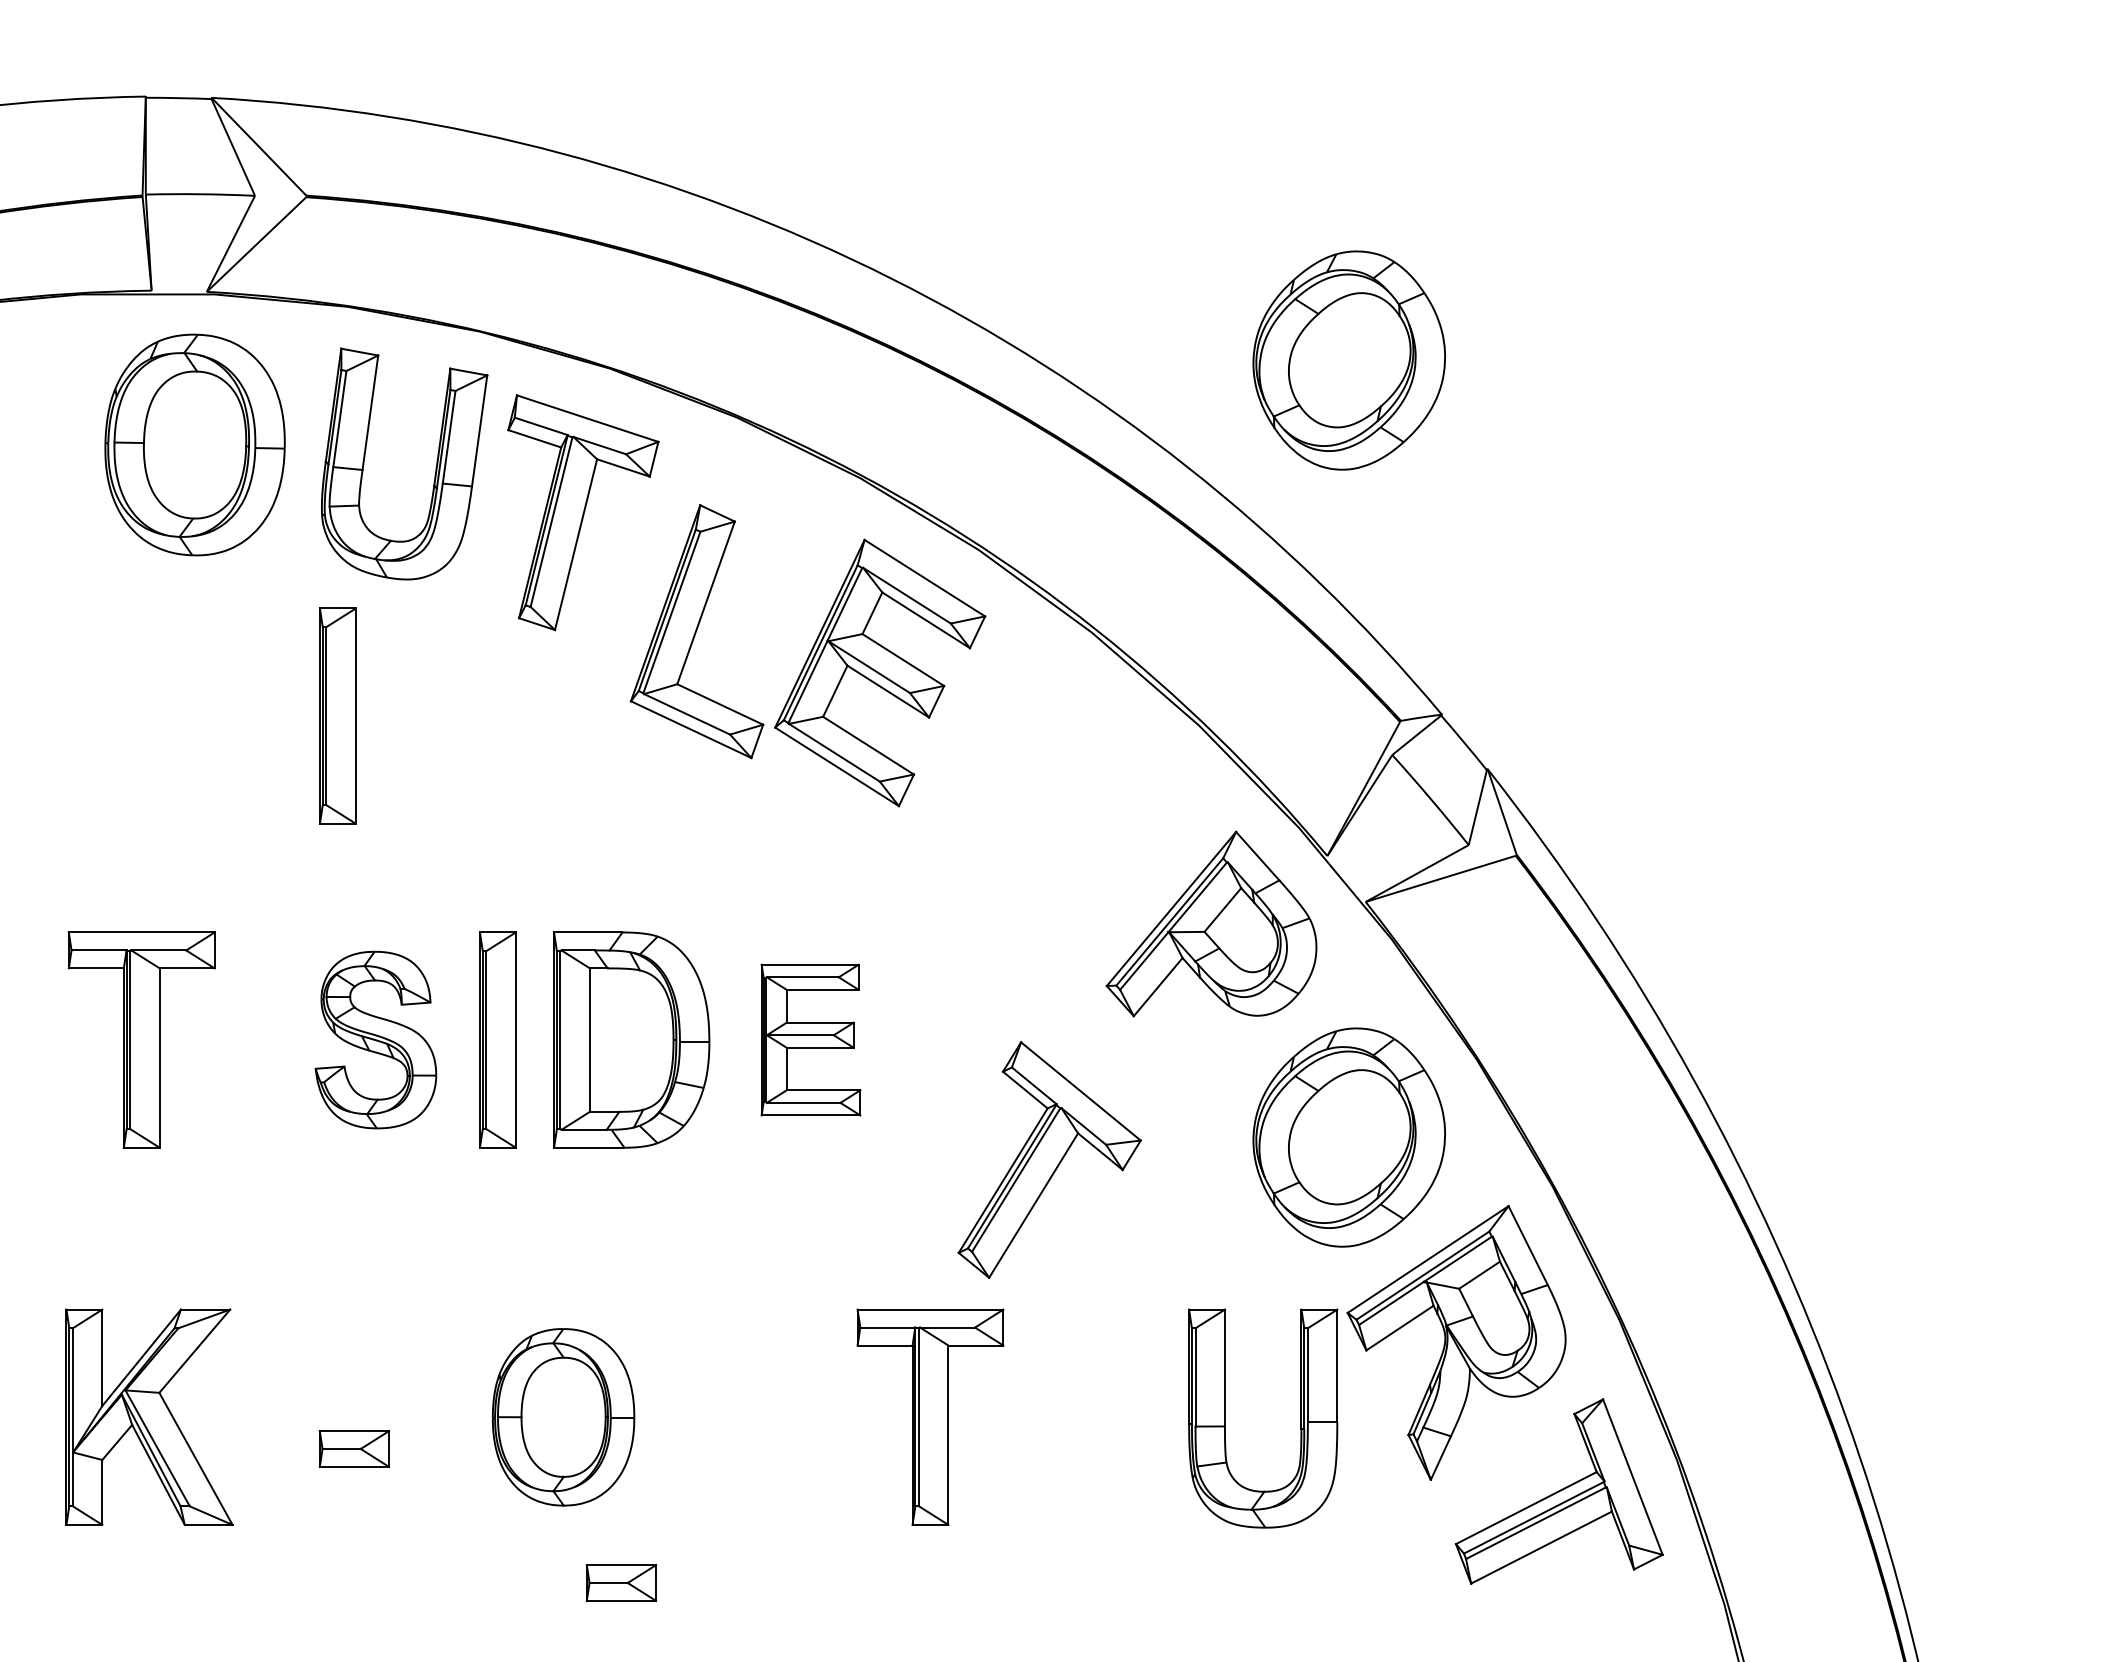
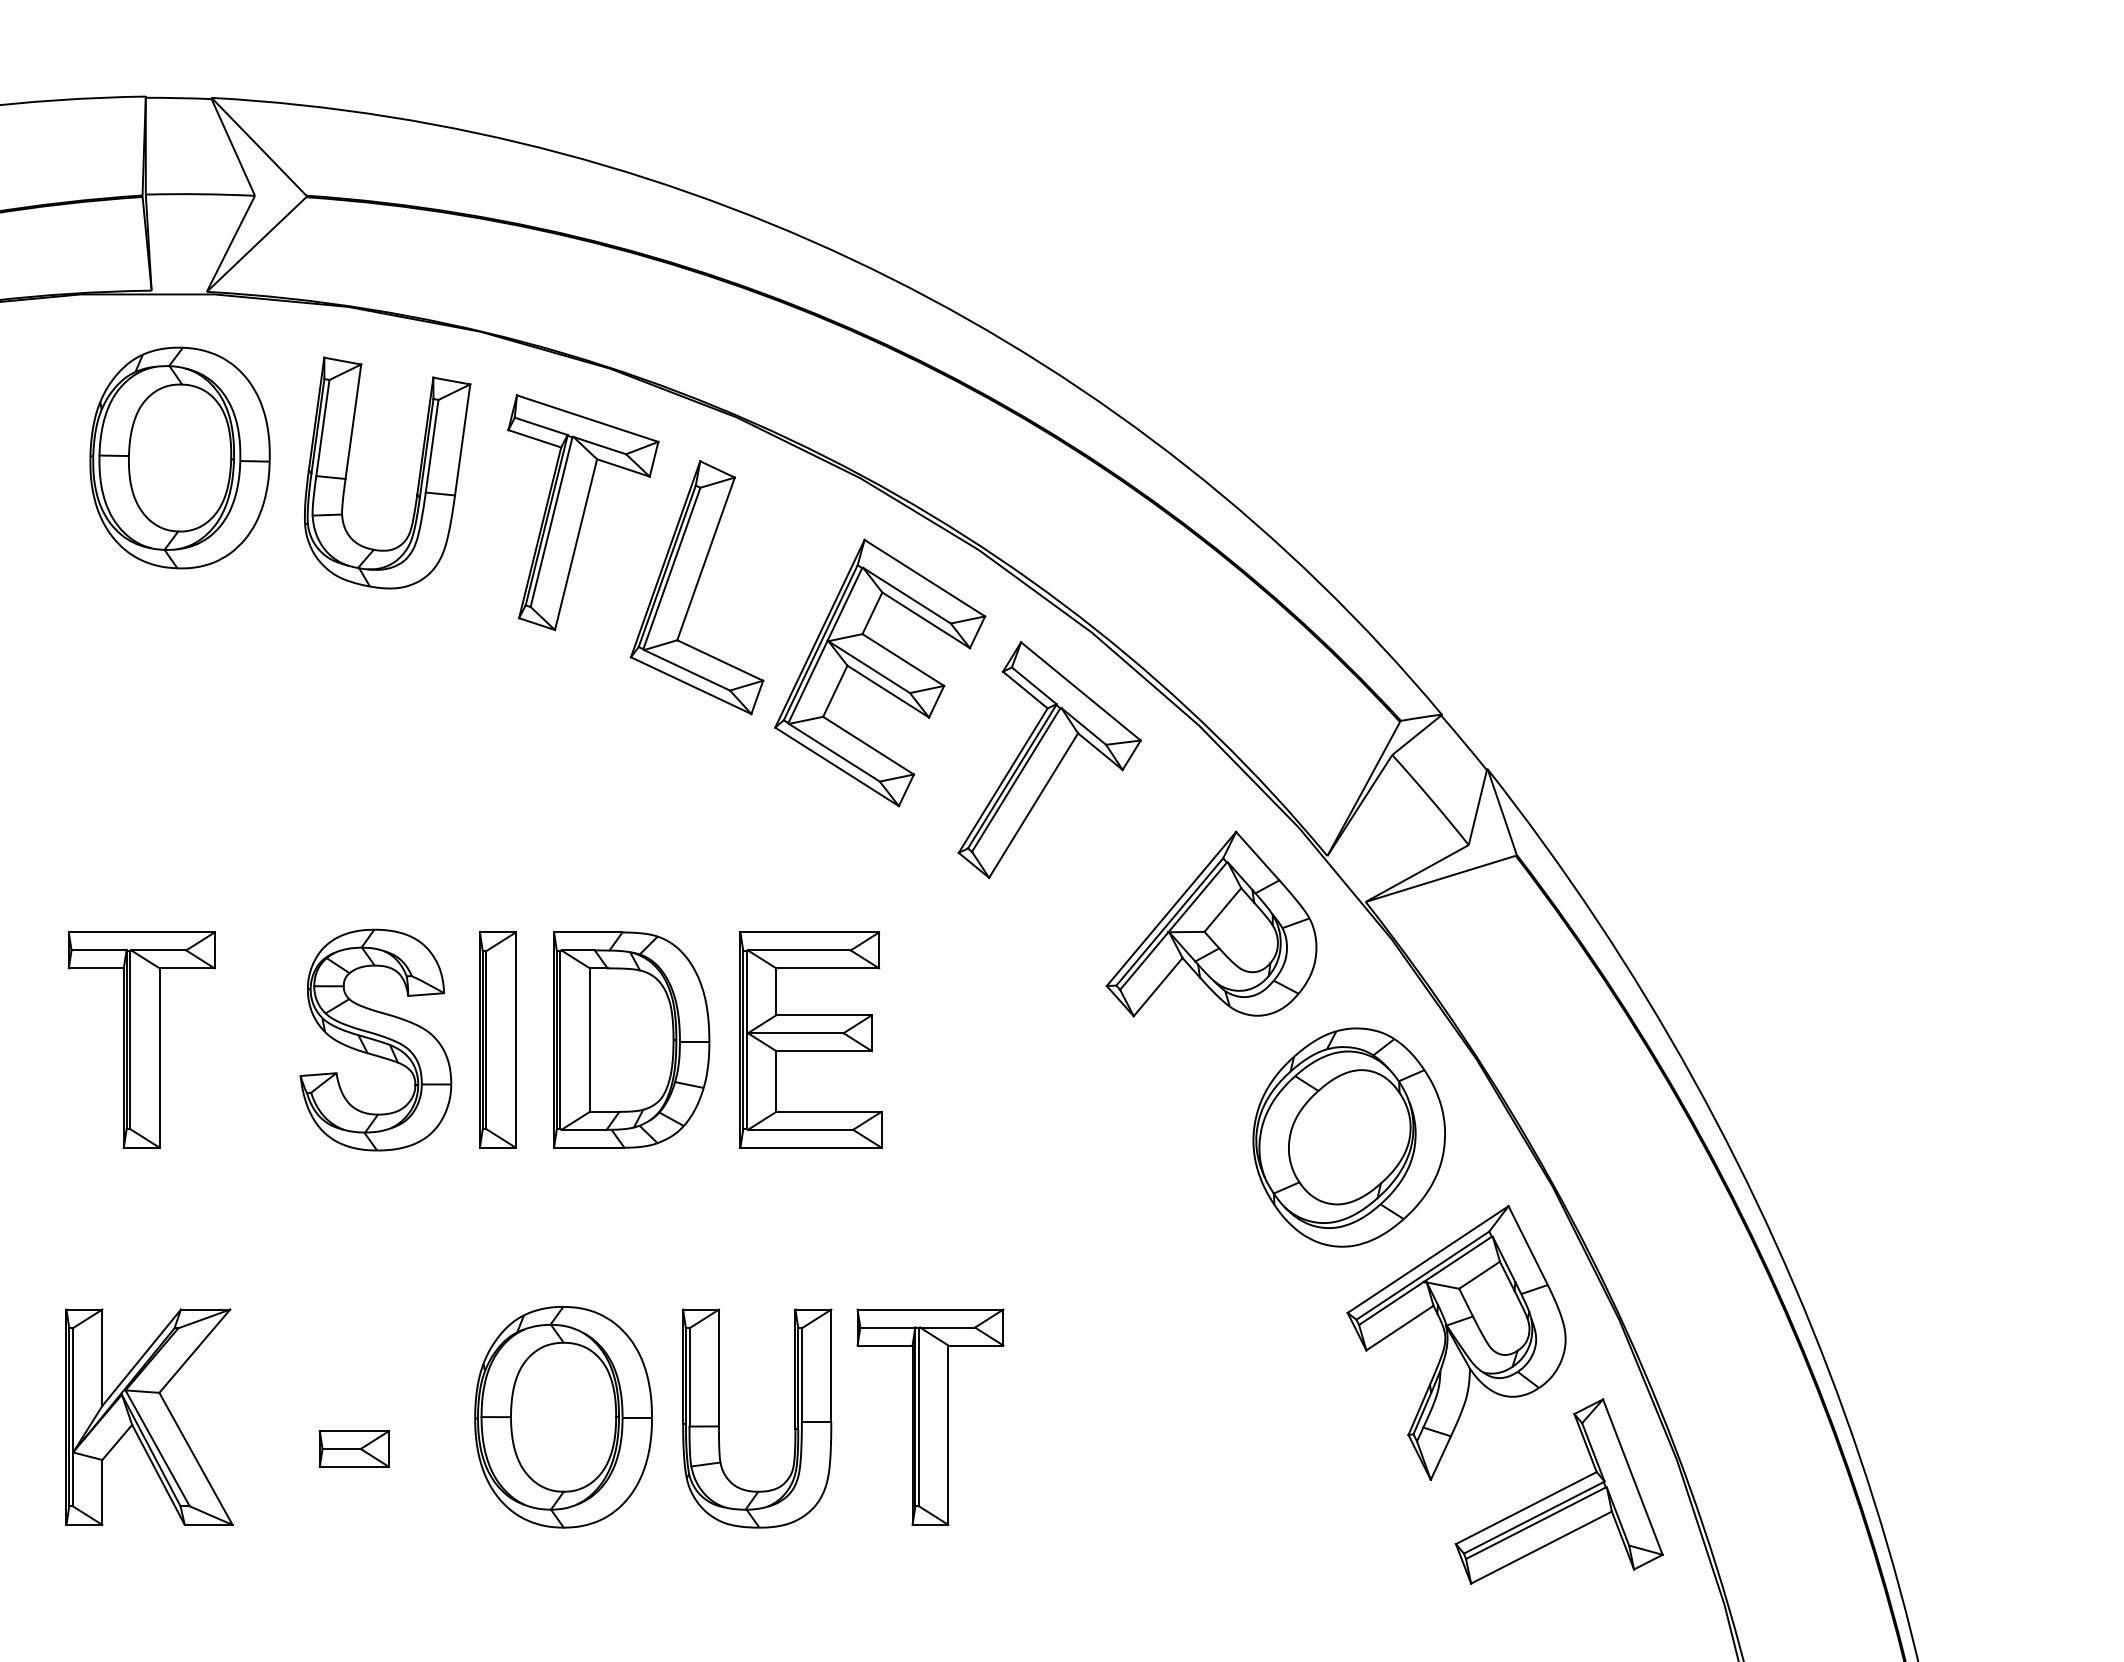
part: present -> none (1348, 360)
part position: (194, 444) -> (179, 457) (179, 457)
part position: (435, 467) -> (418, 476) (418, 476)
part position: (696, 631) -> (696, 587) (696, 587)
part: present -> none (337, 715)
part size: 124x180 px -> 154x224 px (375, 1039)
part size: 102x154 px -> 144x218 px (810, 1039)
part position: (1049, 1159) -> (1049, 759) (1049, 759)
part size: 145x179 px -> 179x223 px (563, 1417)
part position: (1300, 1418) -> (794, 1418) (794, 1418)
part: present -> none (621, 1582)
